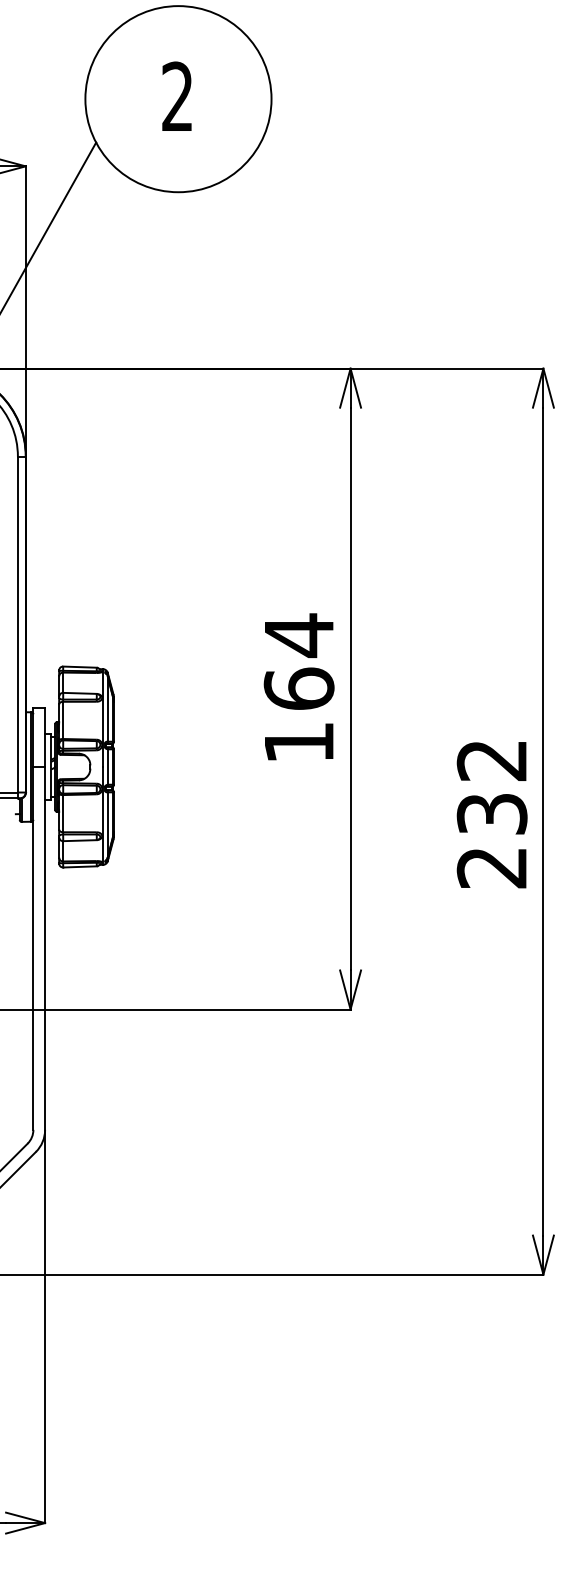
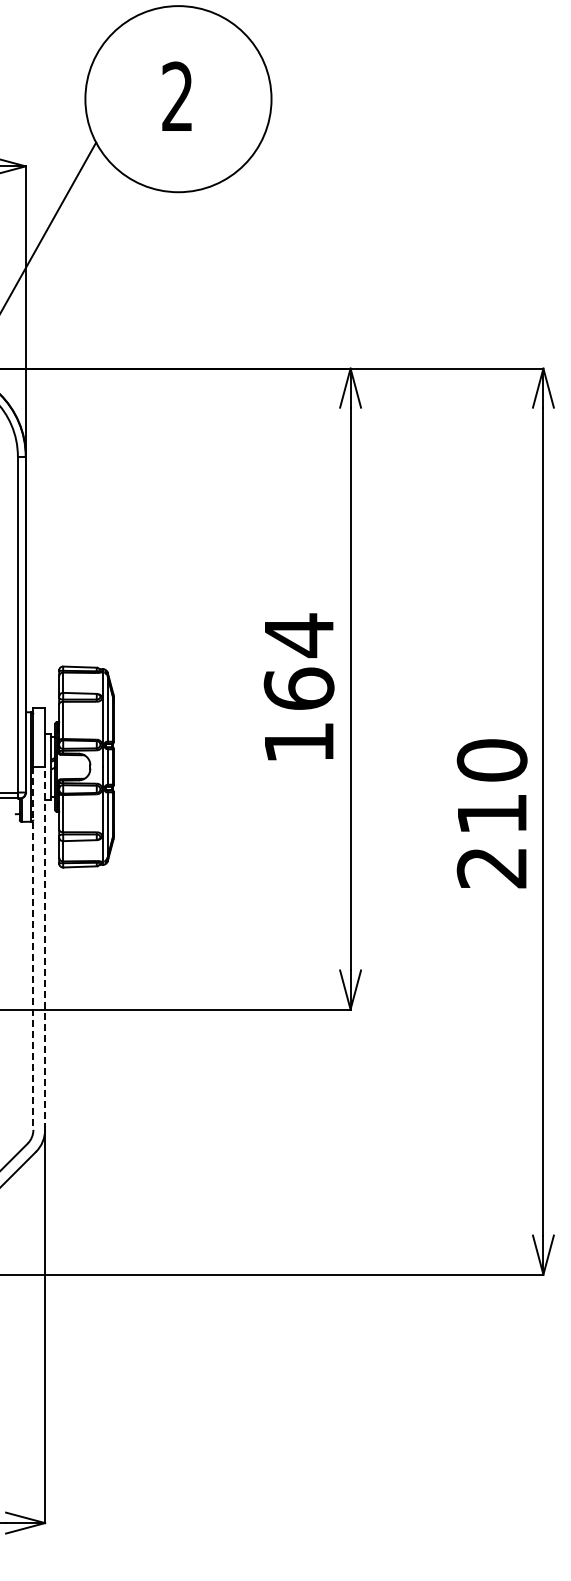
text: 232 -> 210 (491, 786)
line: solid -> dashed (45, 947)
line: solid -> dashed (33, 948)
